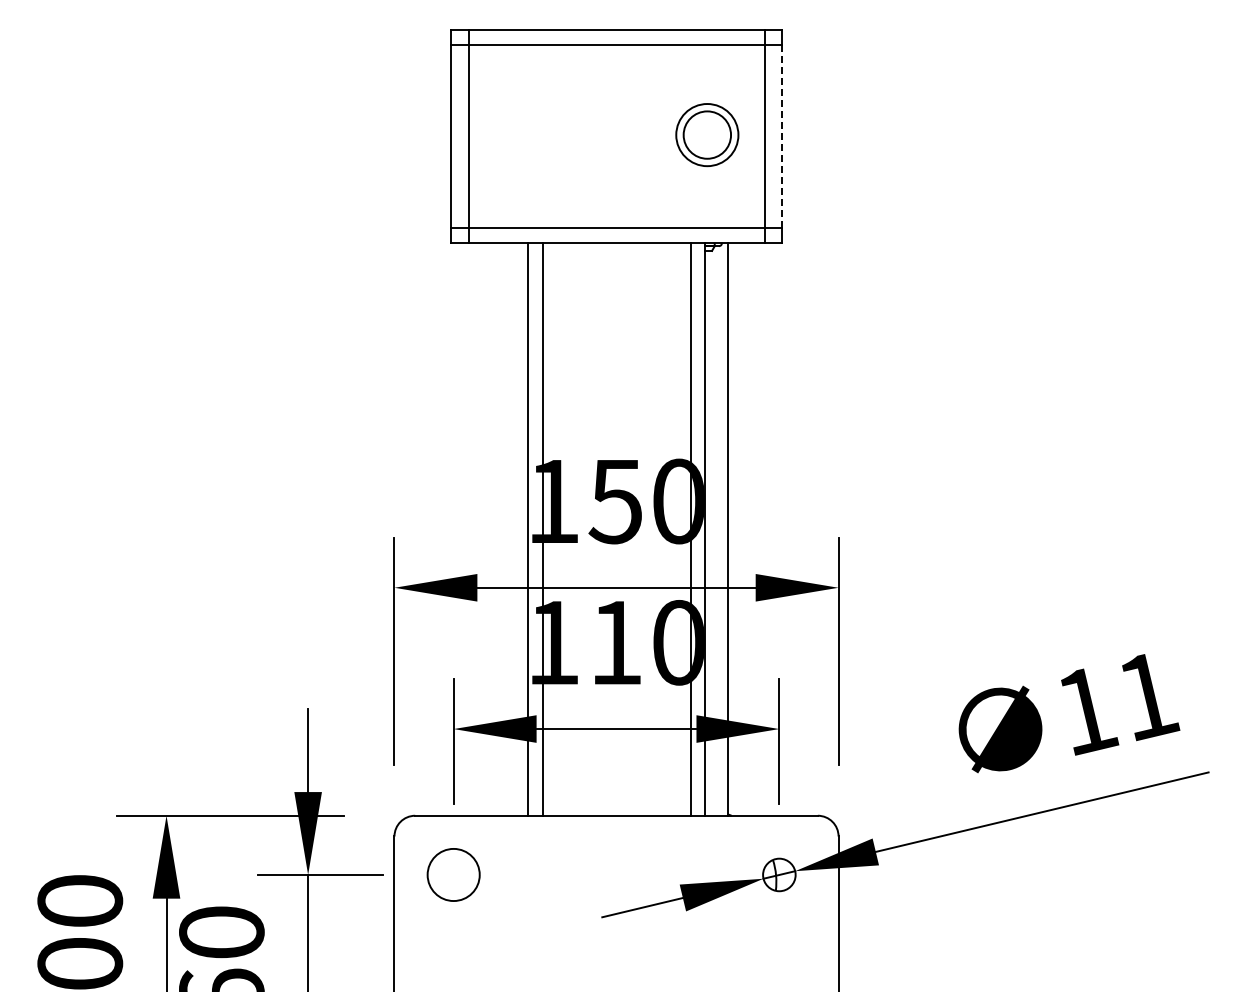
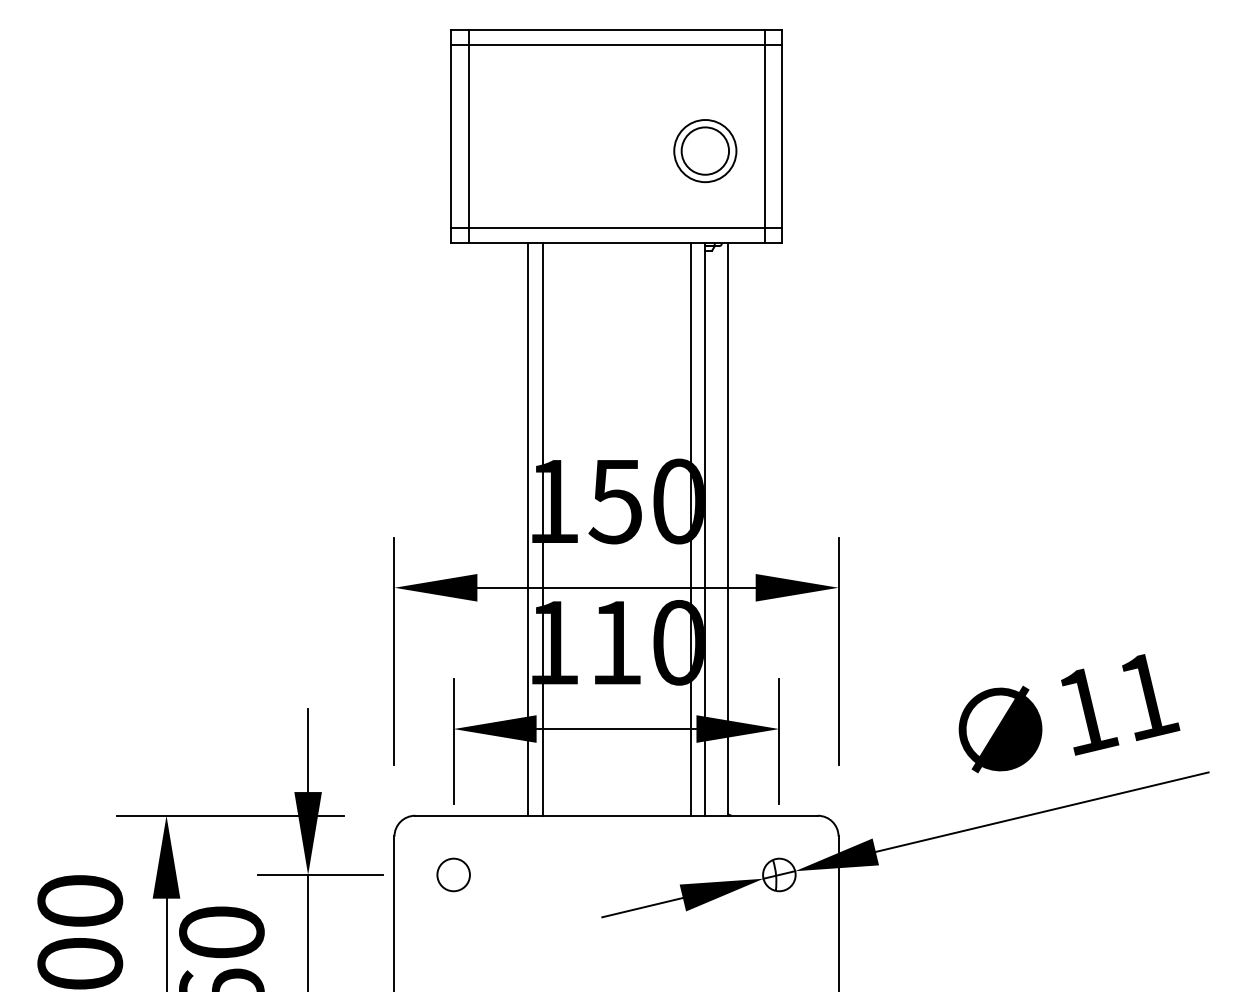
part position: (707, 135) -> (705, 151) (705, 151)
line: dashed -> solid (782, 136)
circle diameter: 52 px -> 33 px (453, 874)
